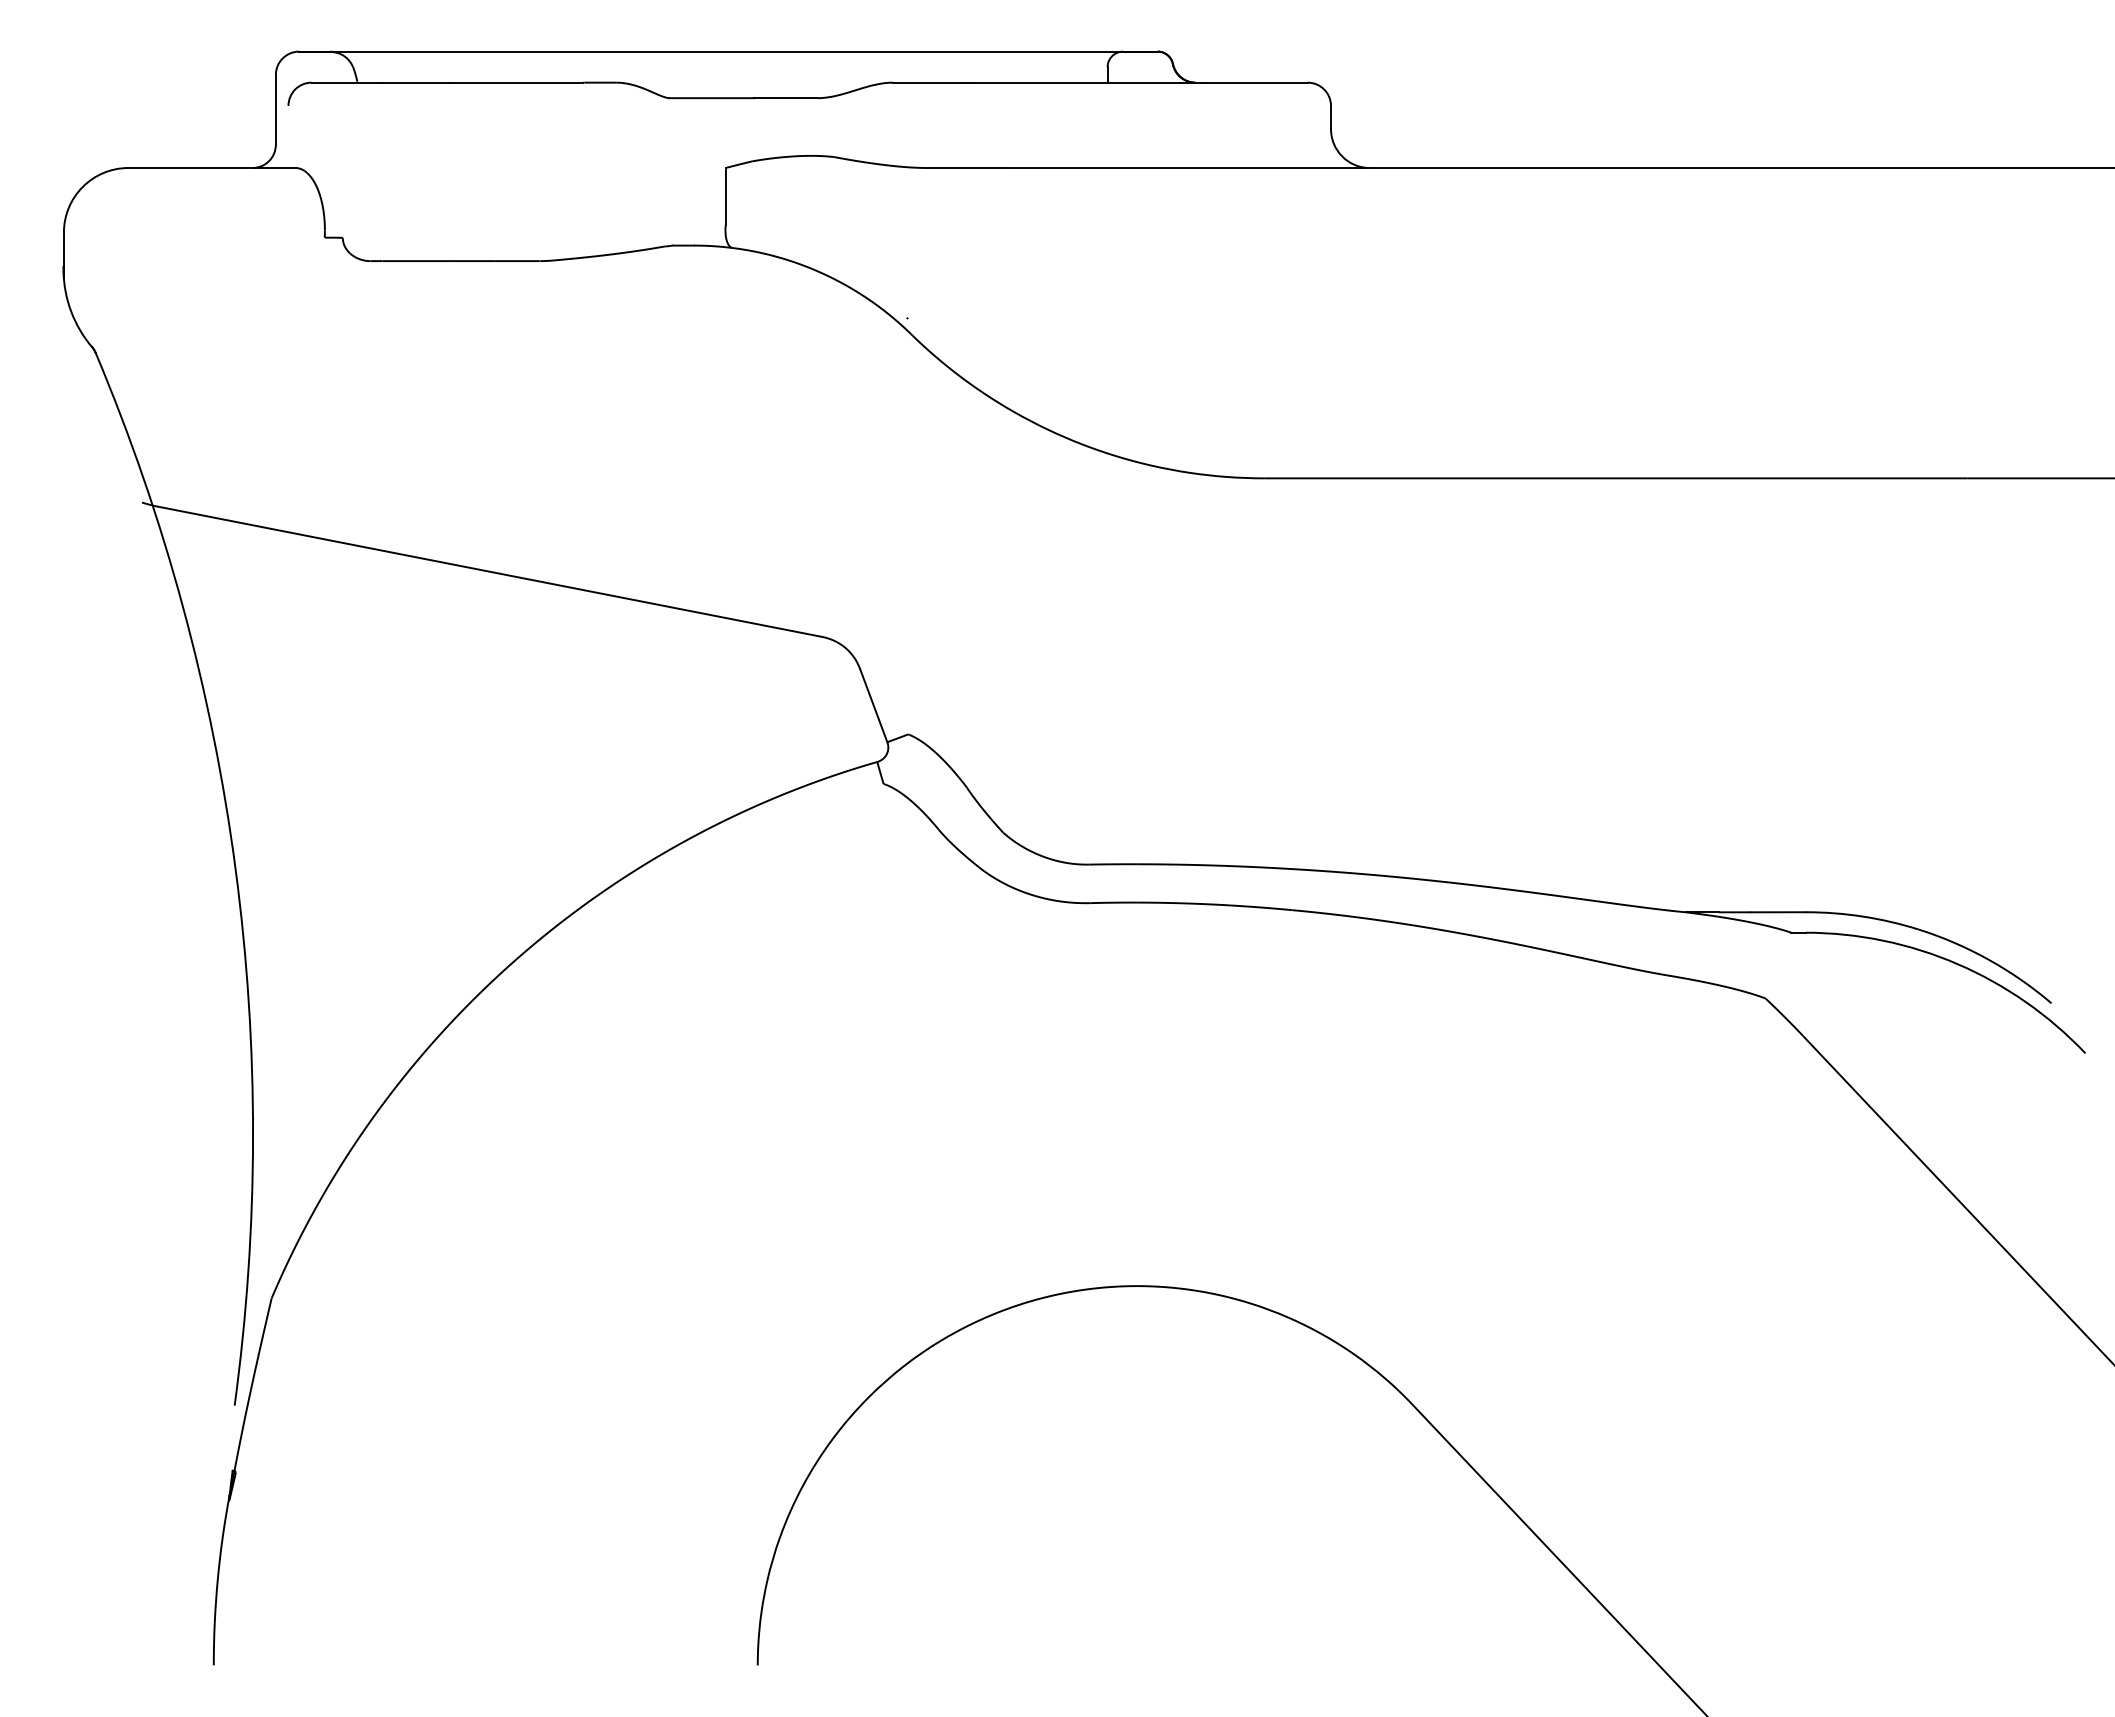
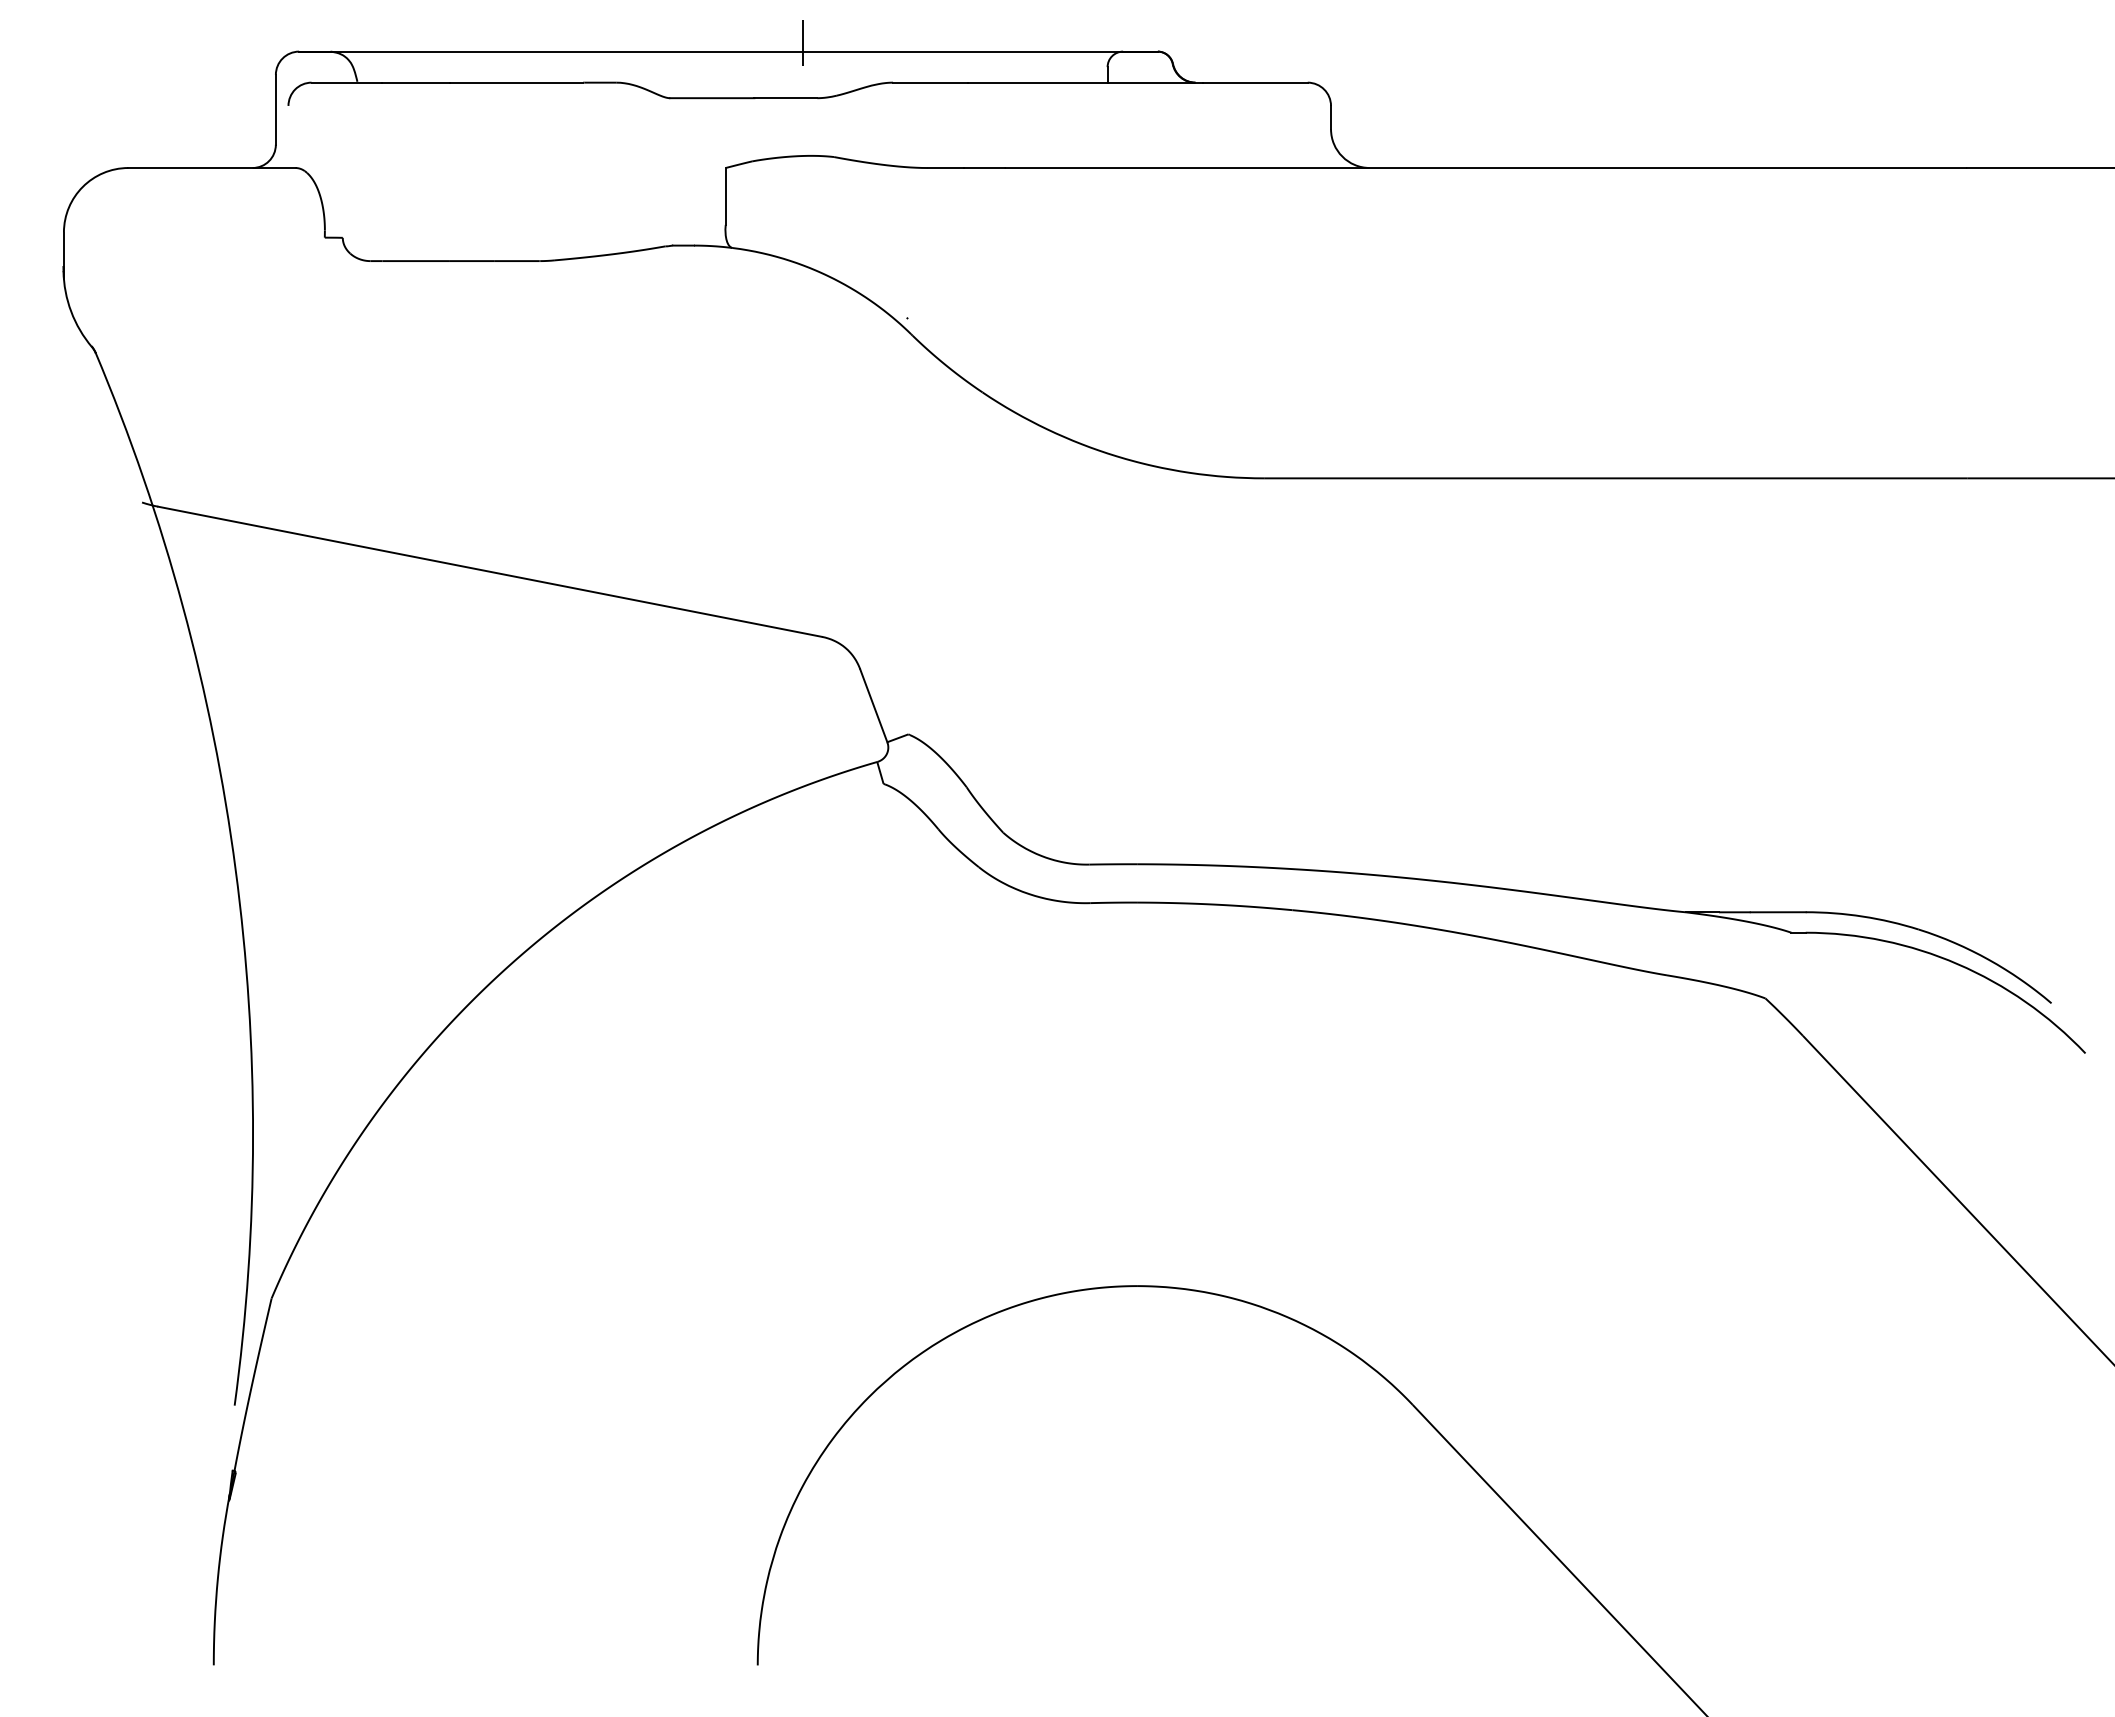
line: none -> present (803, 43)
